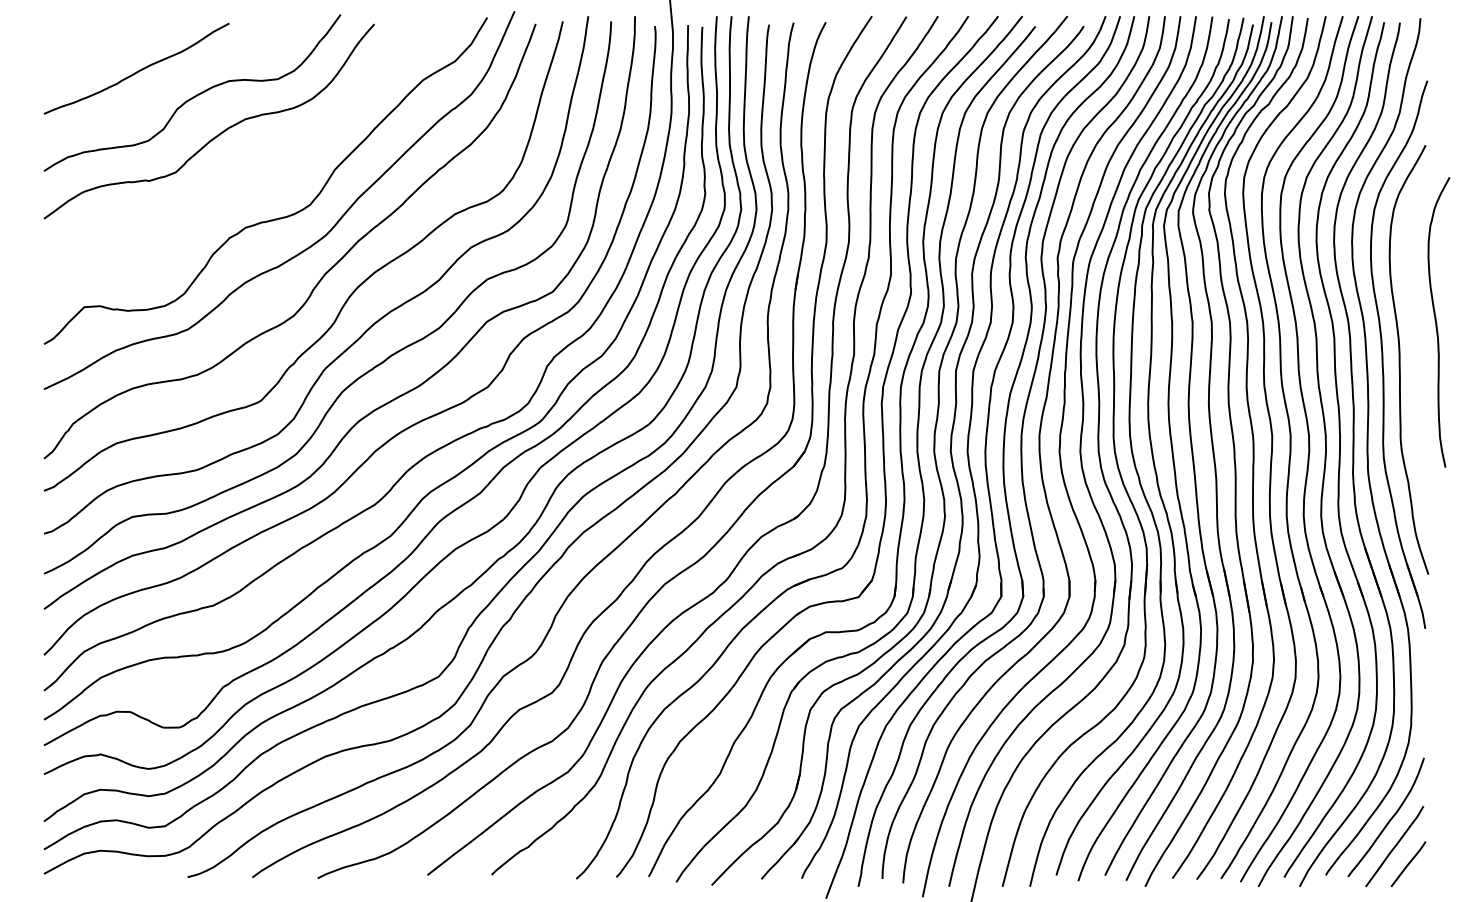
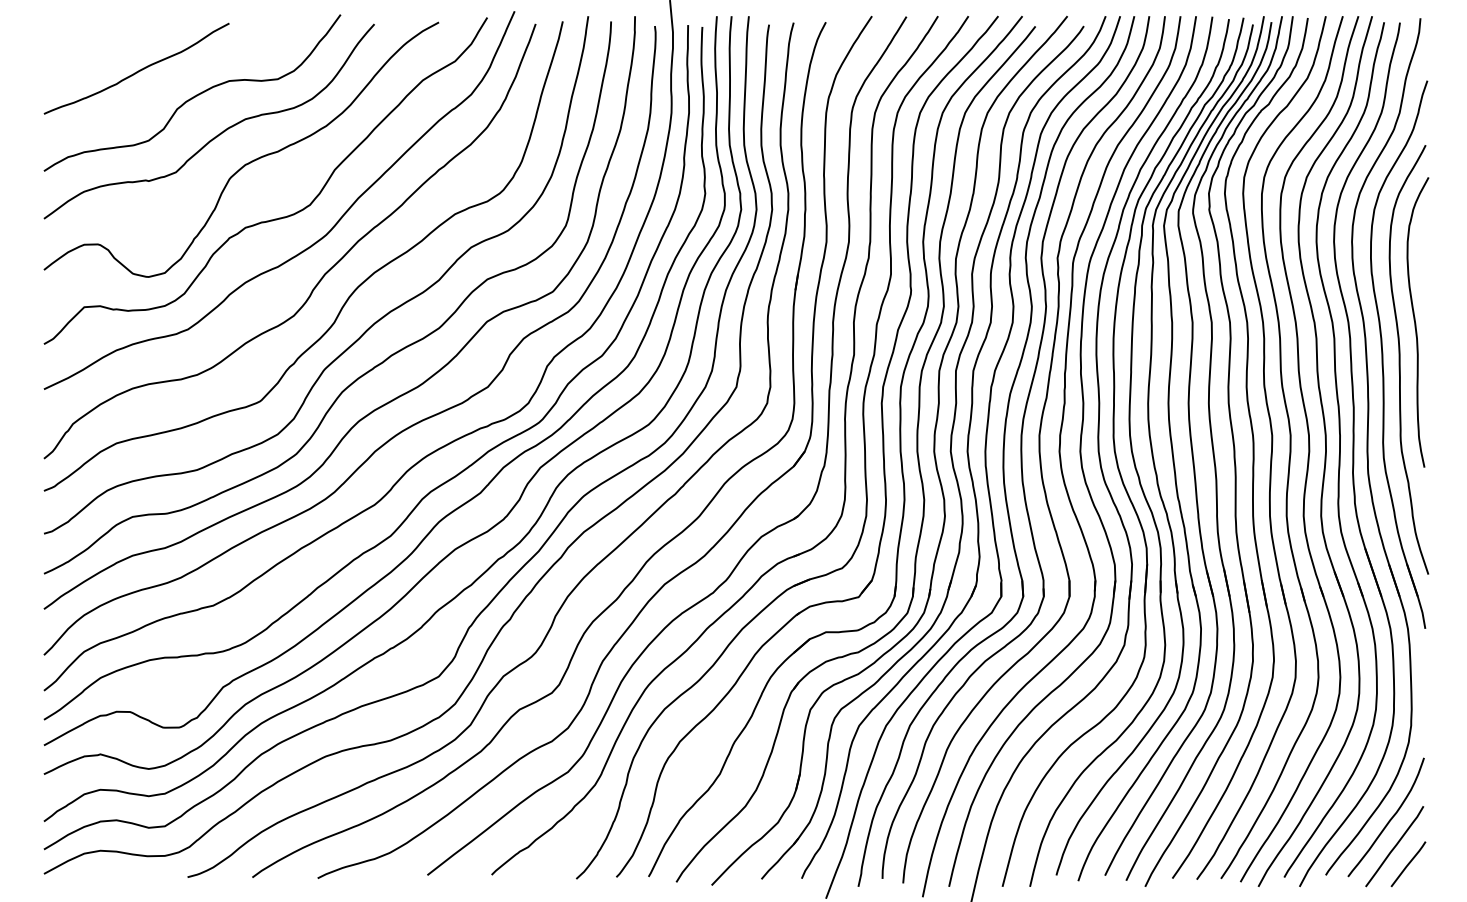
curve: none -> present (245, 163)
curve position: (1437, 323) -> (1416, 323) (1416, 323)
